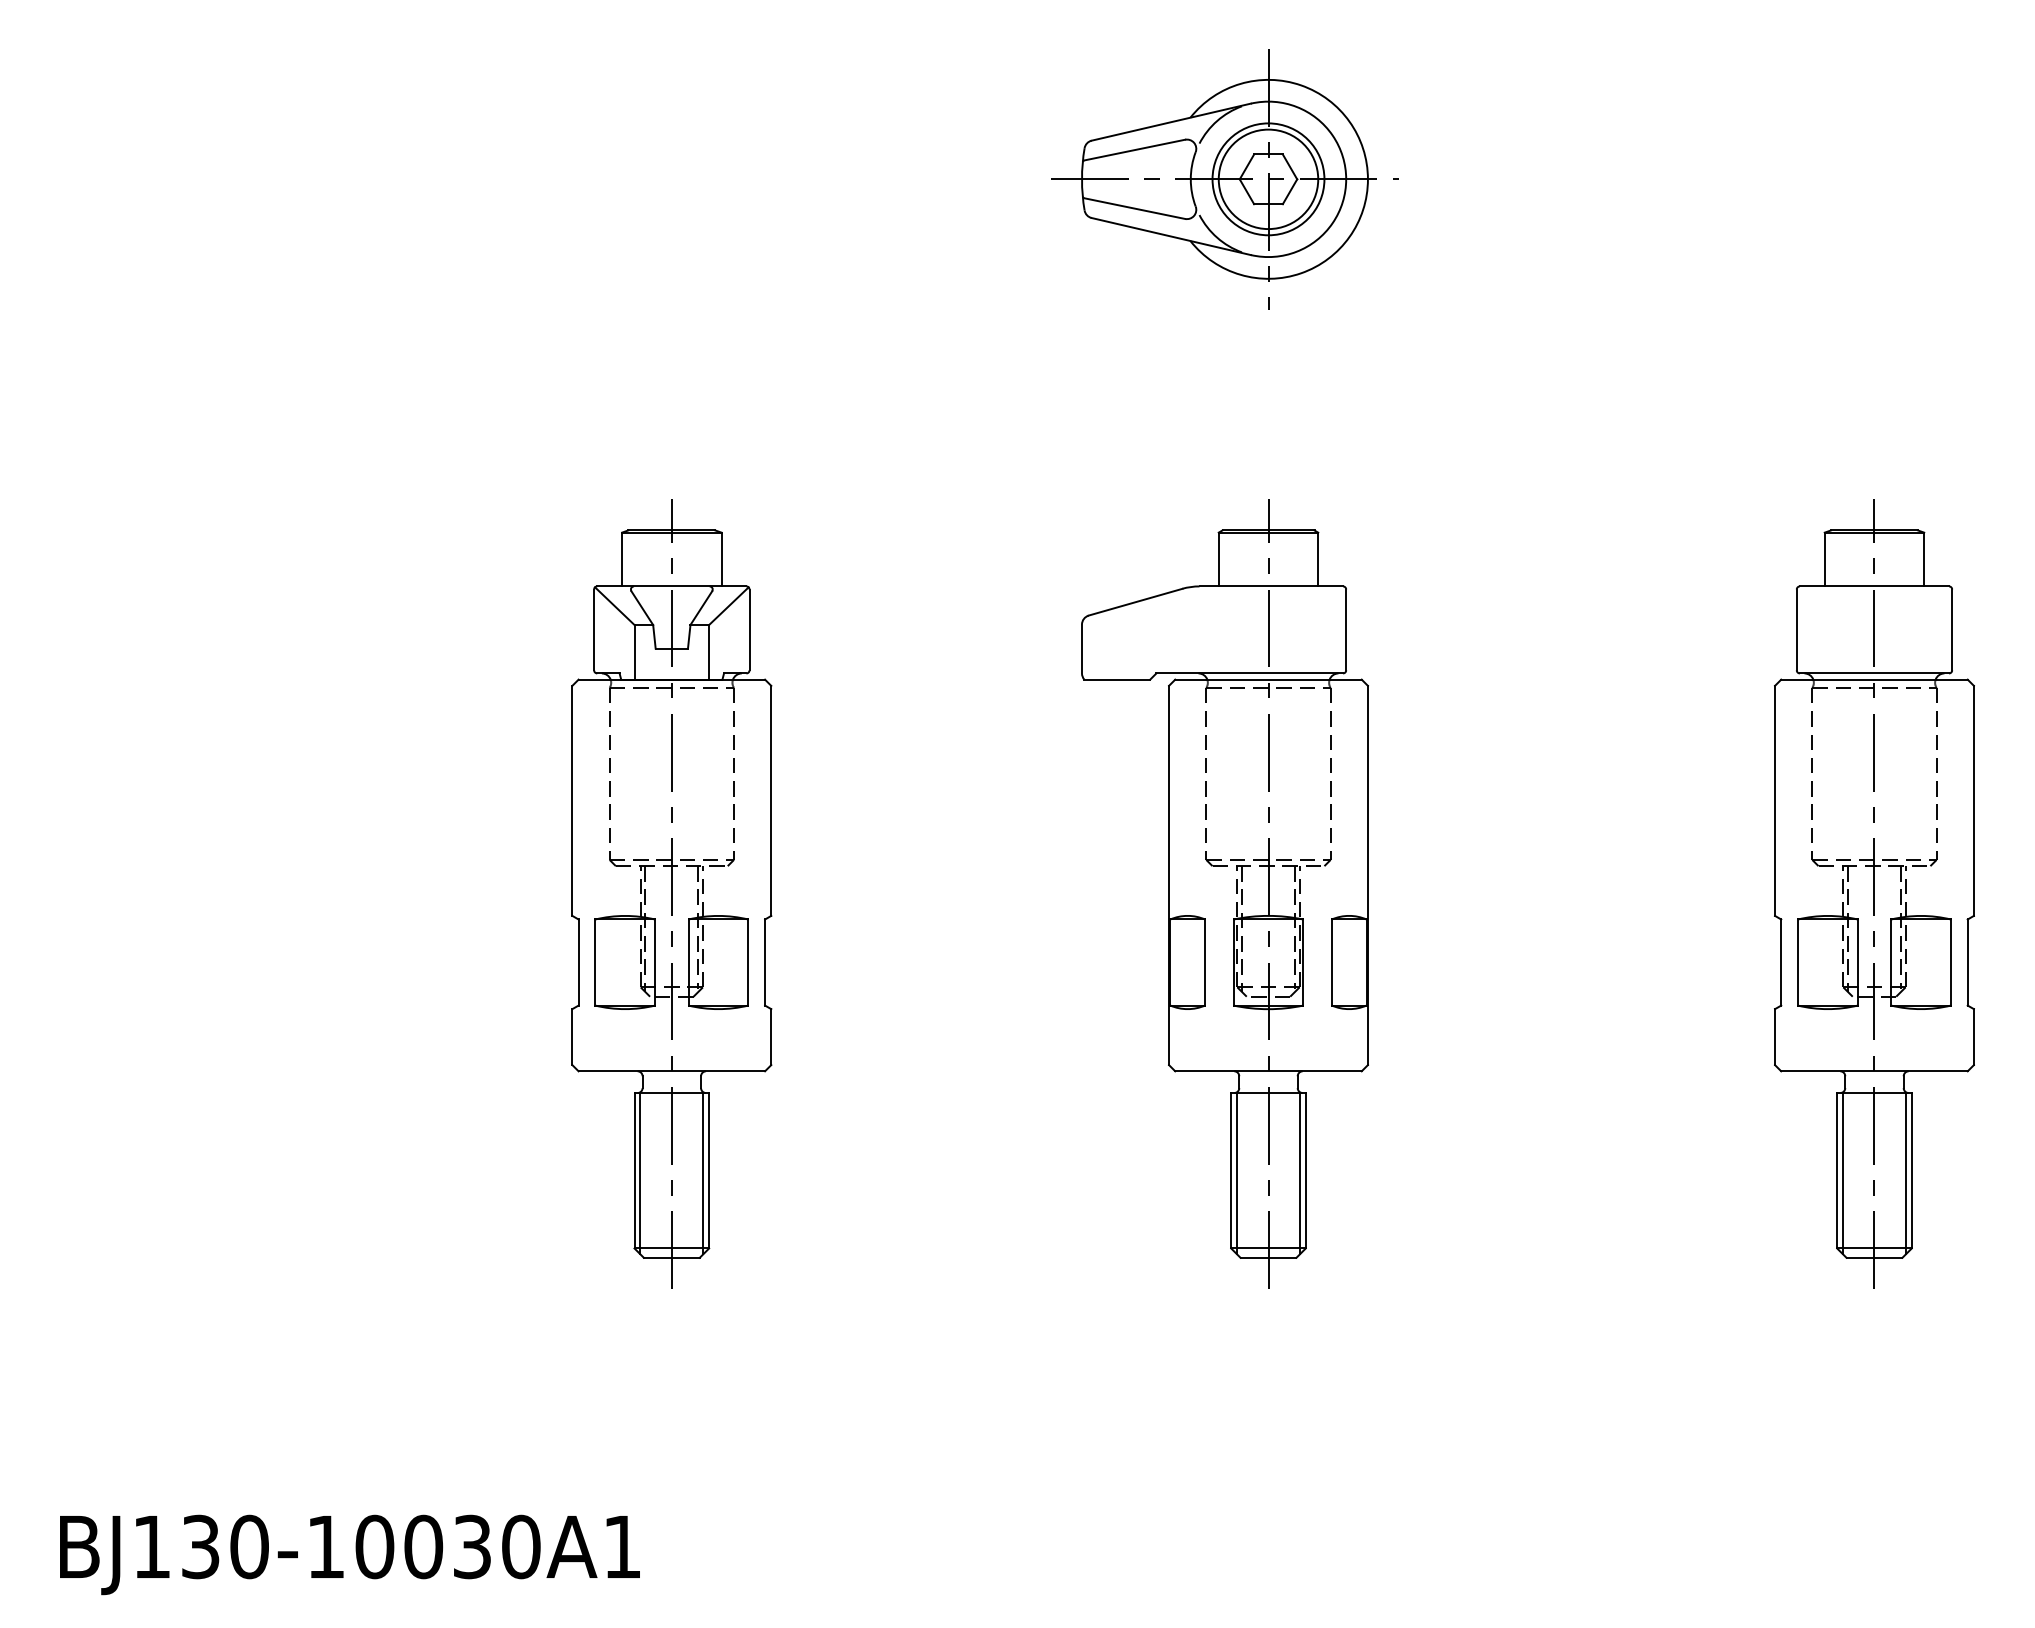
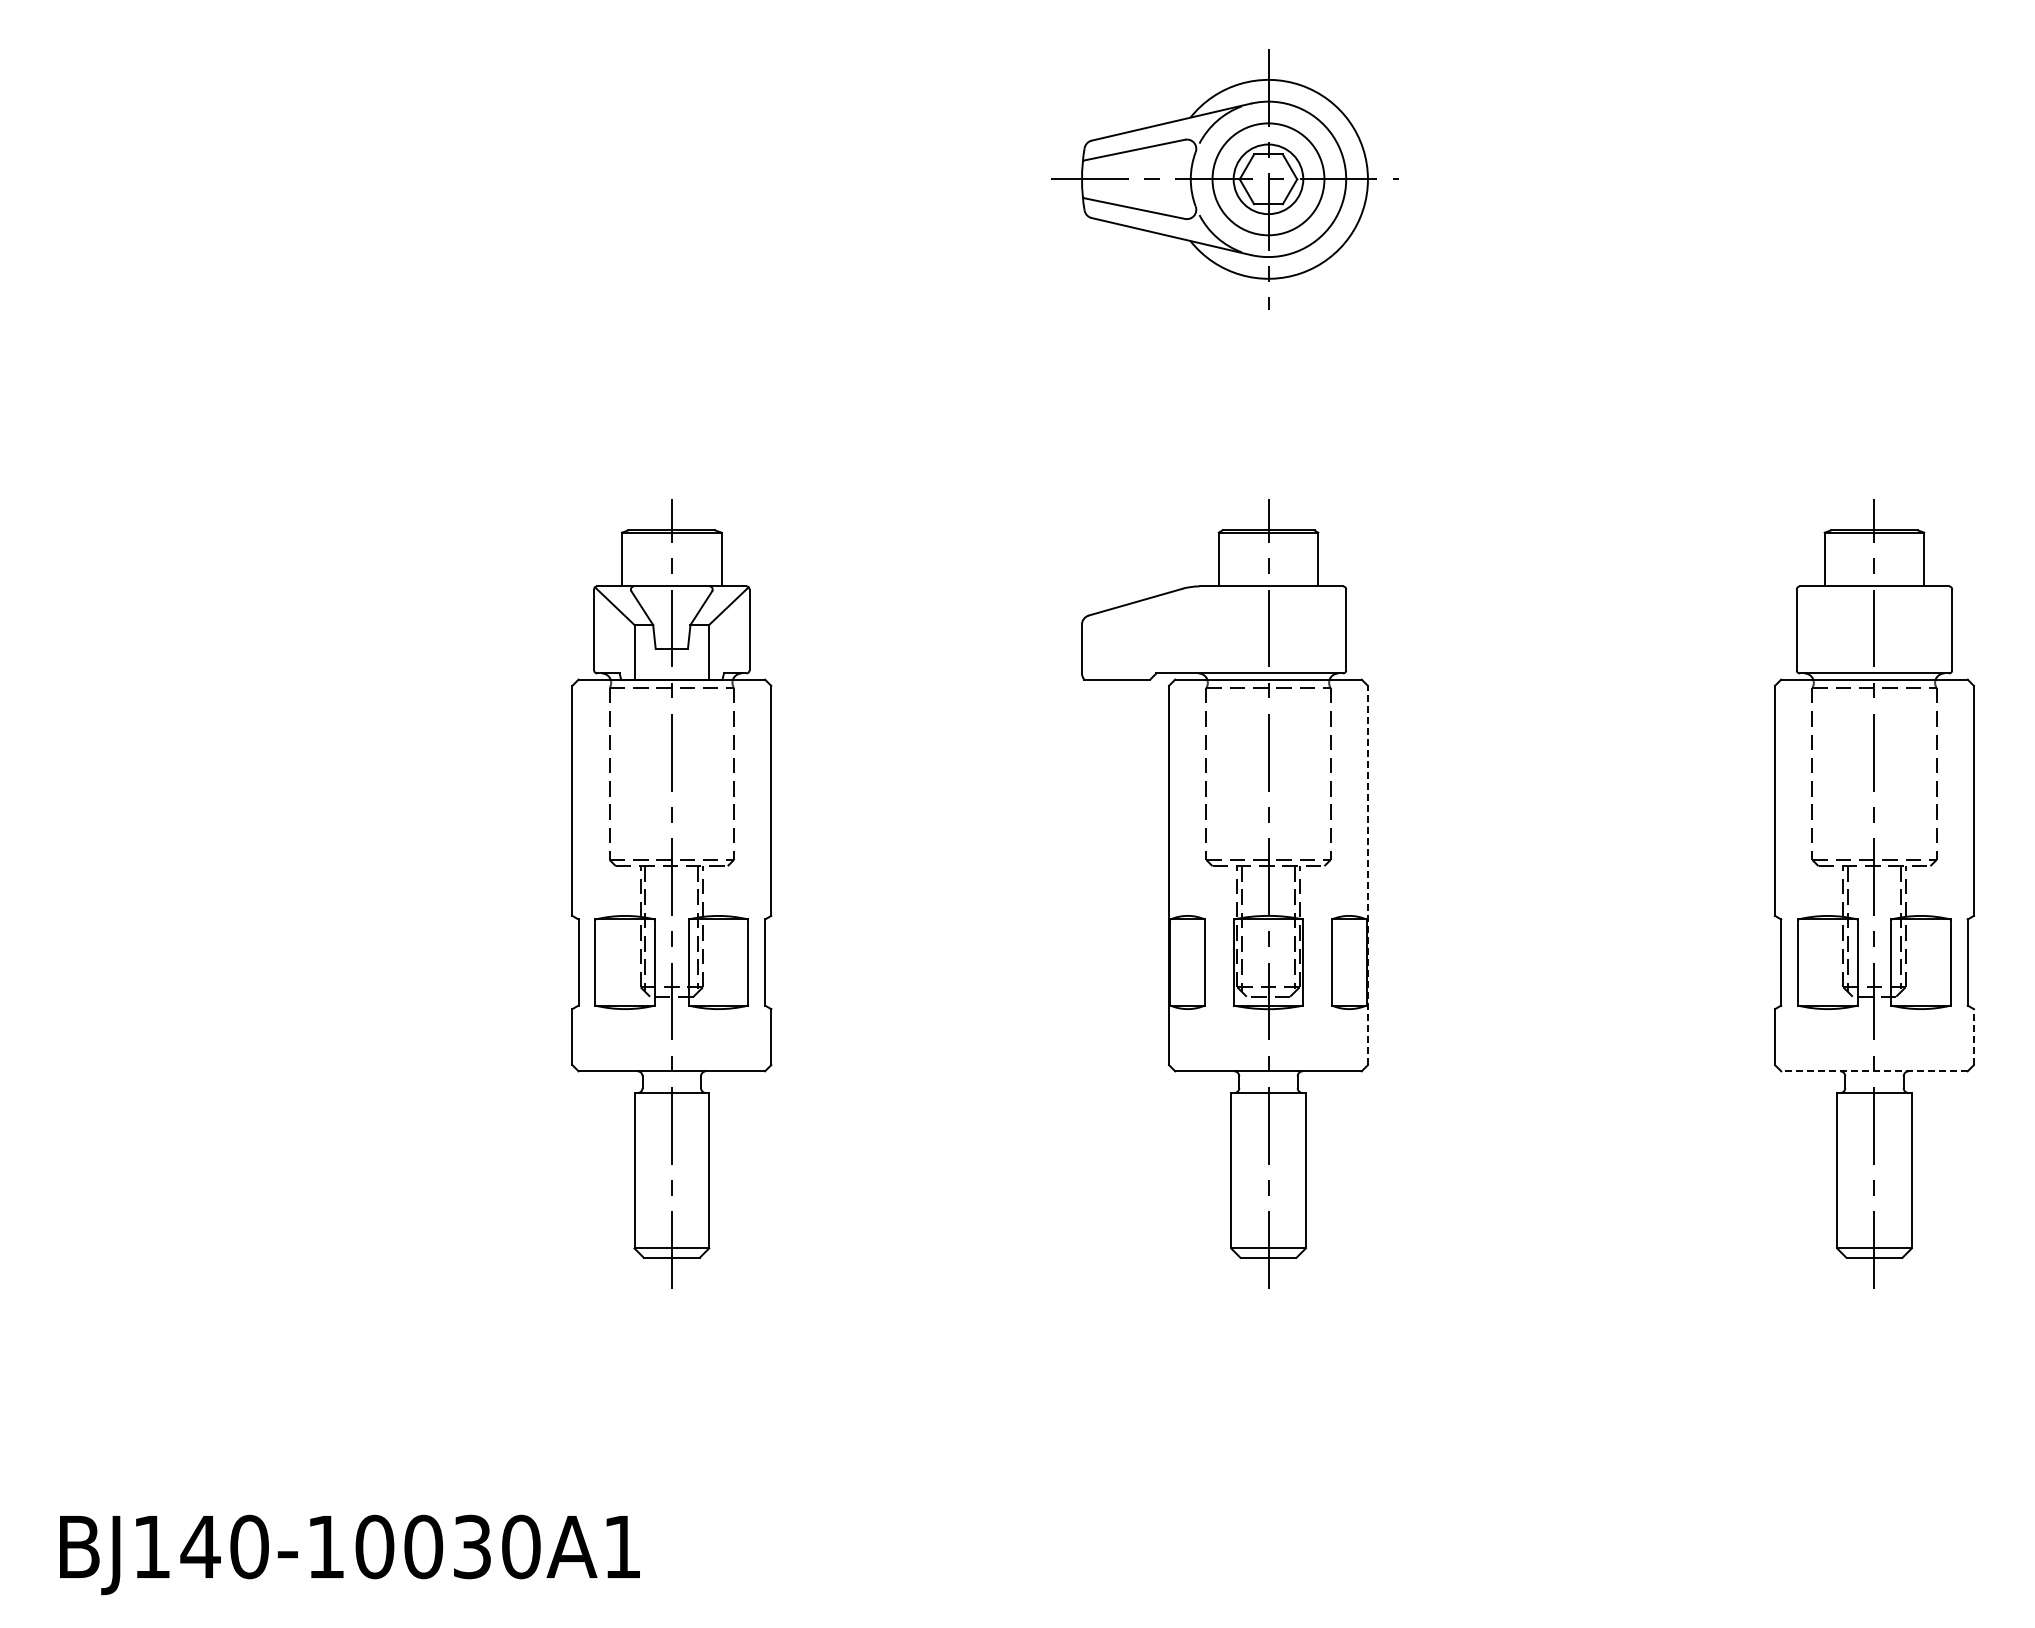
circle diameter: 99 px -> 70 px (1268, 179)
line: solid -> dashed (1367, 875)
line: solid -> dashed (1973, 1037)
line: solid -> dashed (1873, 1071)
line: present -> none (640, 1173)
line: present -> none (703, 1173)
line: present -> none (1237, 1173)
line: present -> none (1299, 1173)
line: present -> none (1843, 1173)
line: present -> none (1905, 1173)
text: BJ130-10030A1 -> BJ140-10030A1 (200, 1546)
